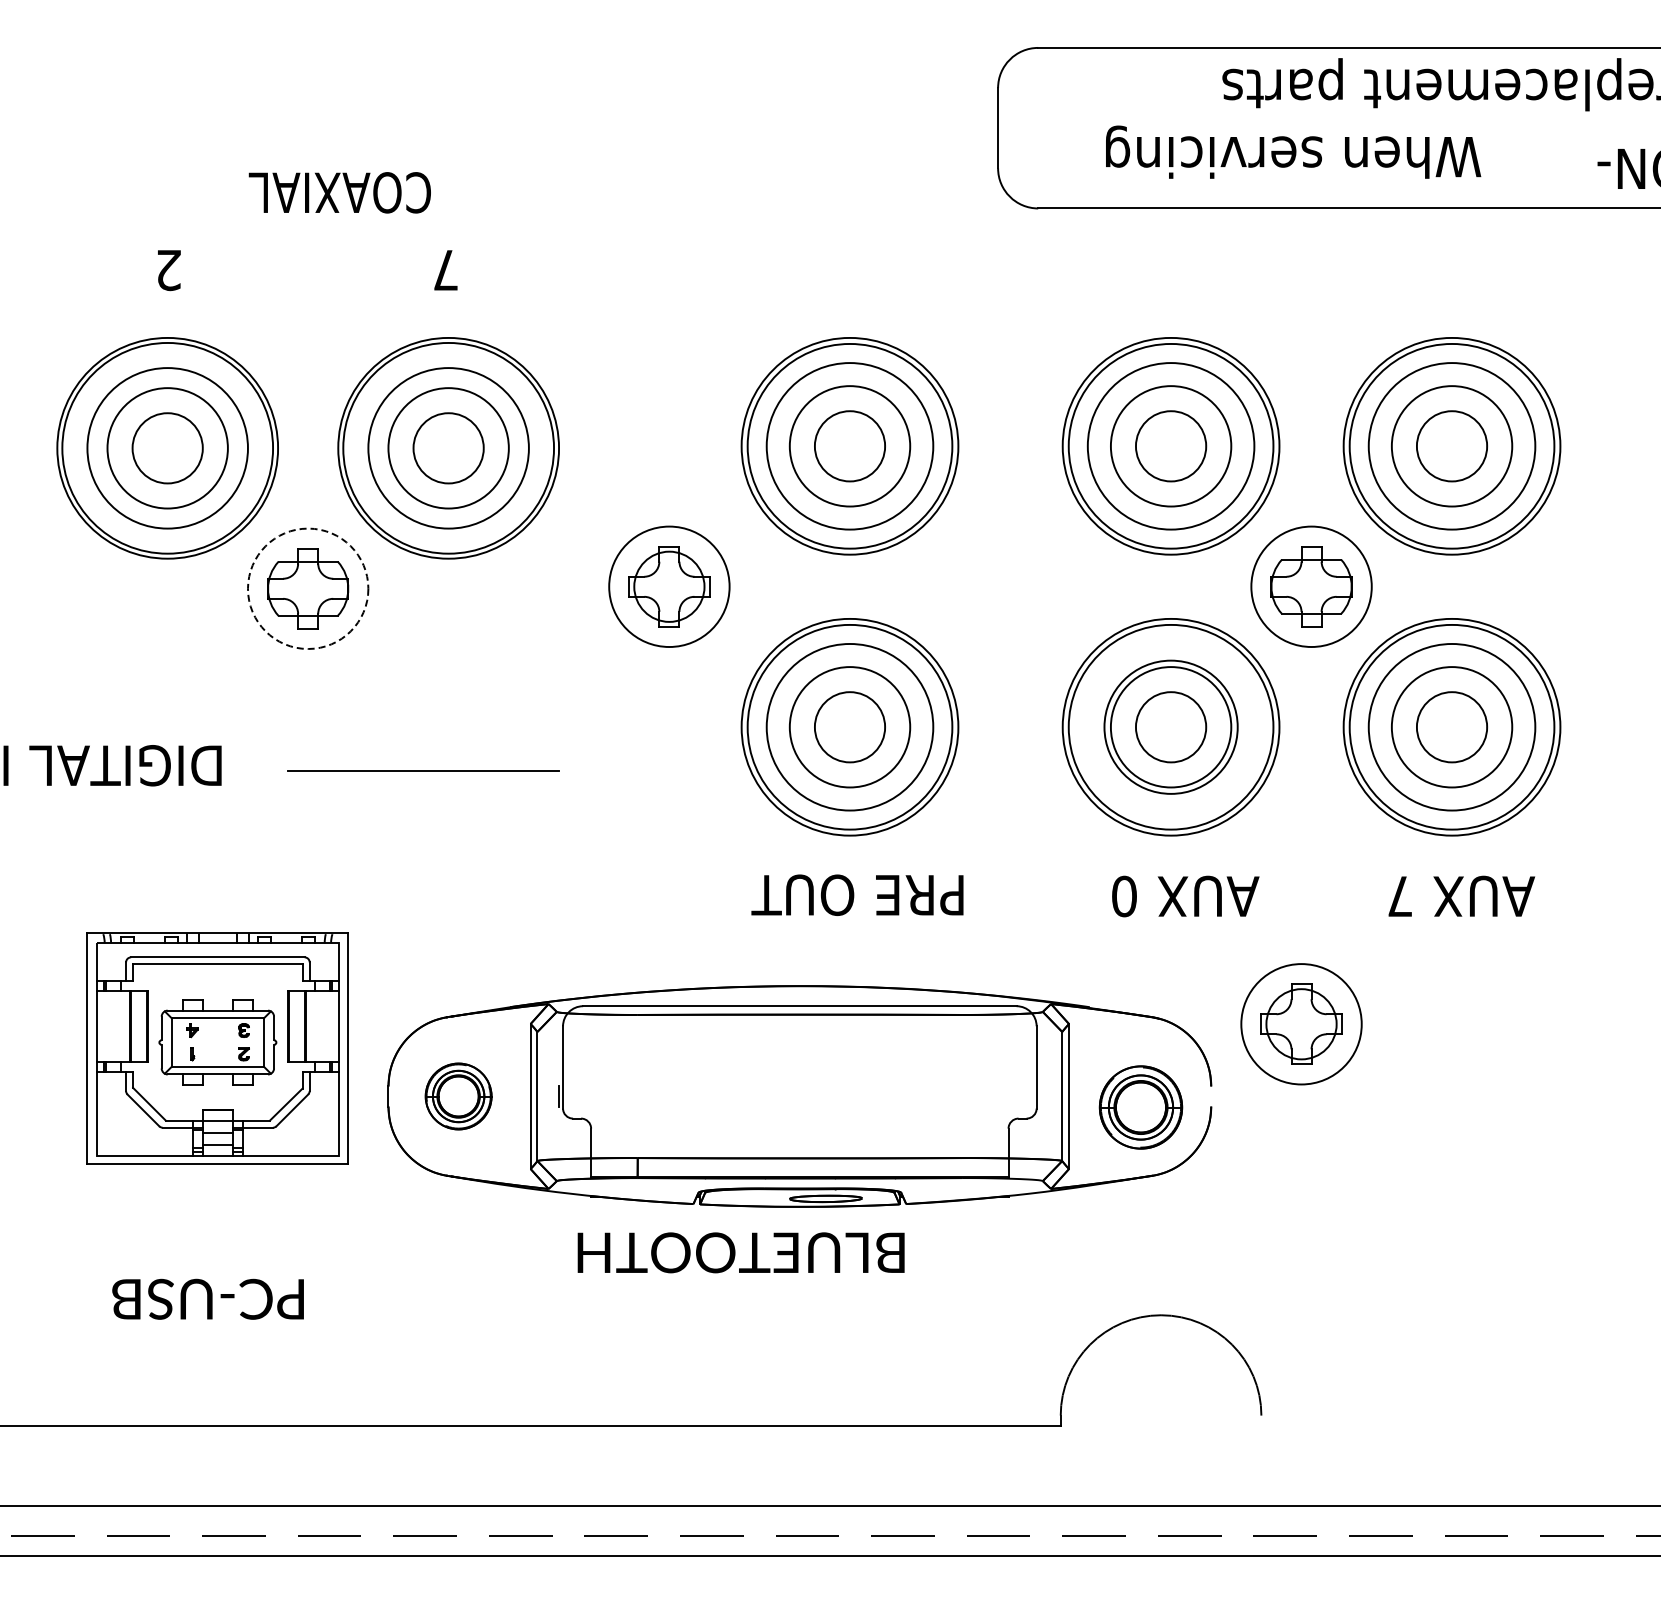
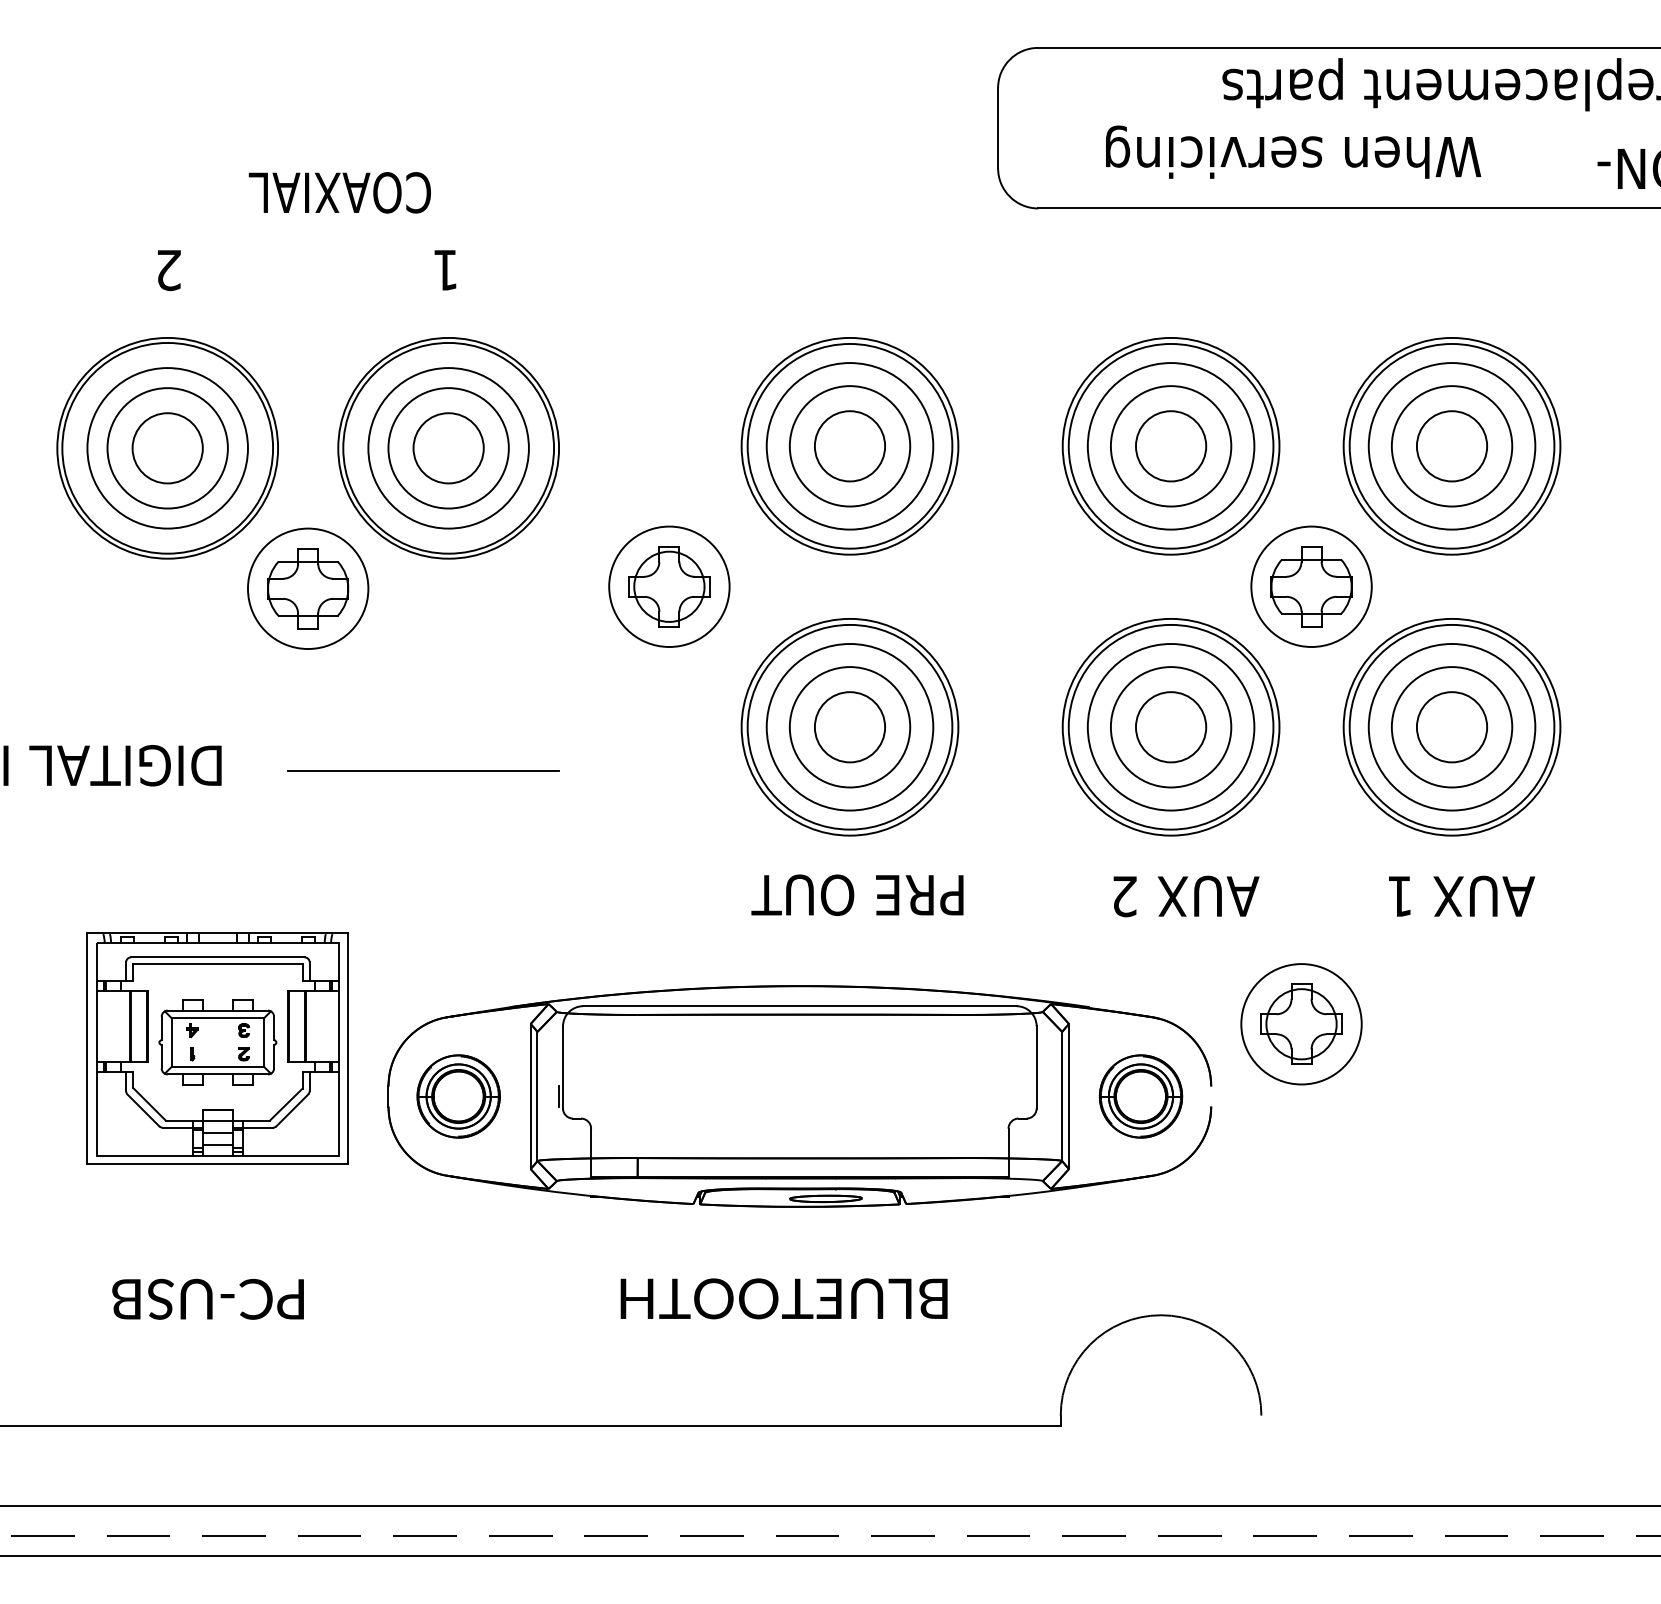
text: 7 -> 1 (445, 270)
circle: dashed -> solid (307, 588)
circle diameter: 133 px -> 167 px (1170, 726)
text: 0 -> 2 (1124, 896)
text: 7 -> 1 (1399, 896)
part size: 69x69 px -> 85x85 px (458, 1096)
part position: (1140, 1107) -> (1140, 1096) (1140, 1096)
text position: (740, 1252) -> (783, 1298) (783, 1298)
